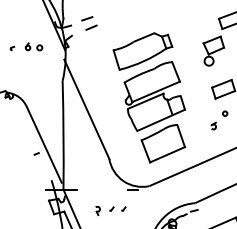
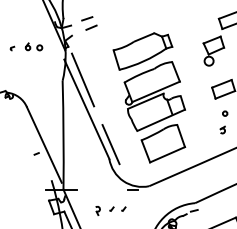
line: none -> present (82, 79)
part position: (213, 125) -> (222, 129) (222, 129)
line: none -> present (110, 144)
